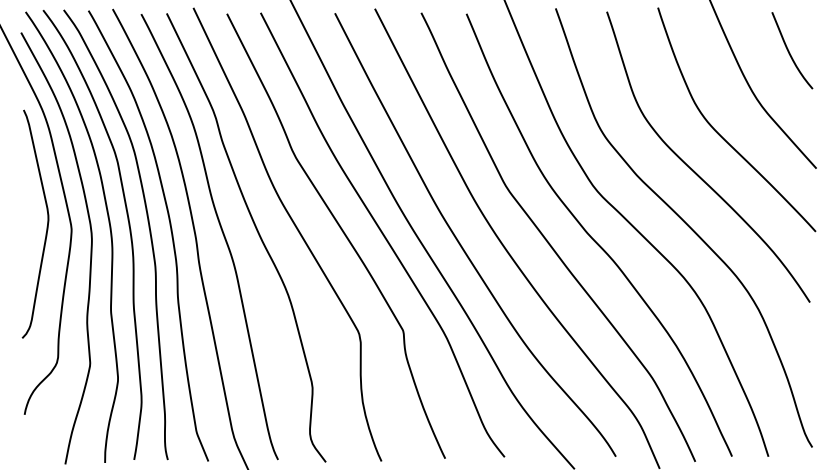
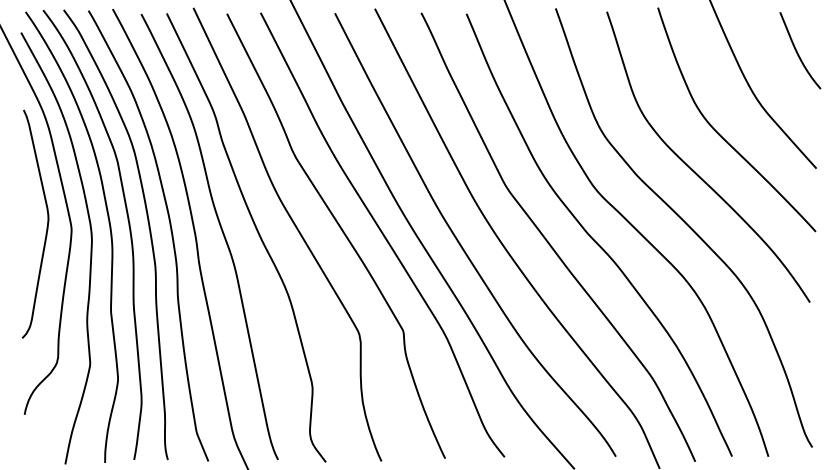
curve position: (789, 50) -> (797, 50) (797, 50)
